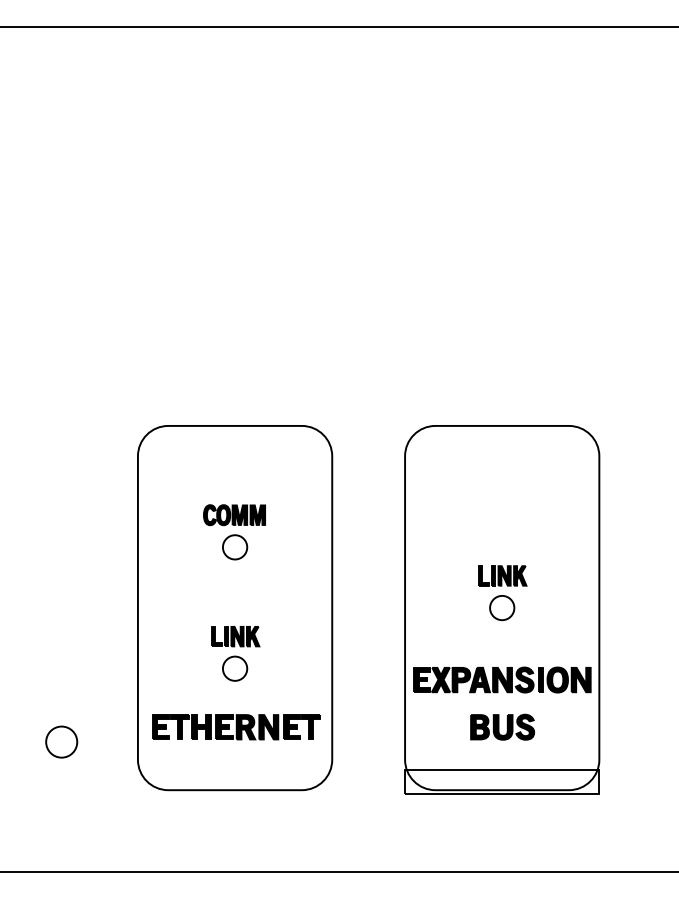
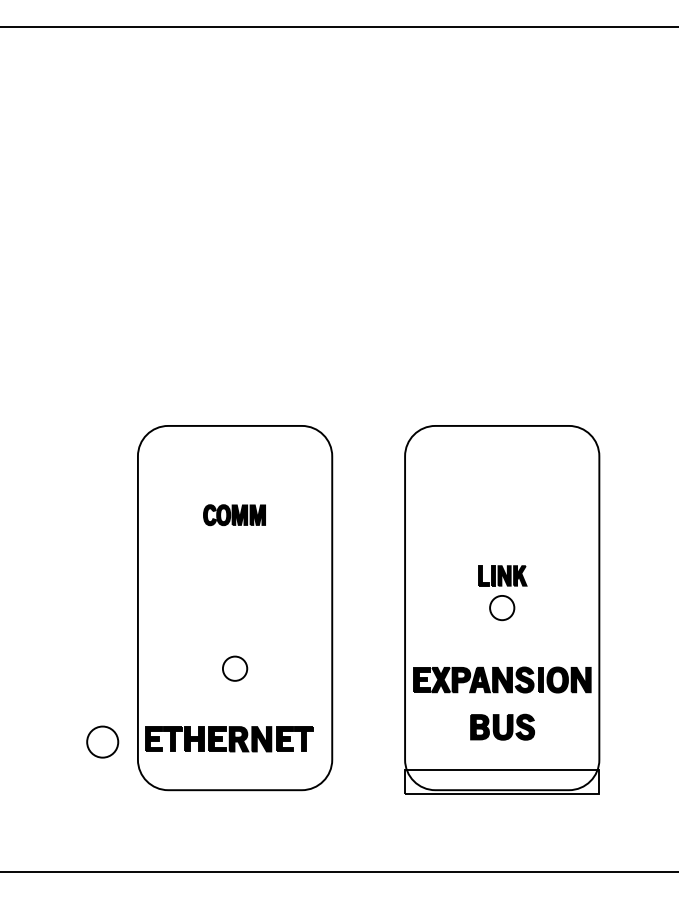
part: present -> none (235, 547)
part: present -> none (235, 636)
part position: (236, 727) -> (229, 739) (229, 739)
part position: (61, 741) -> (102, 741) (102, 741)
